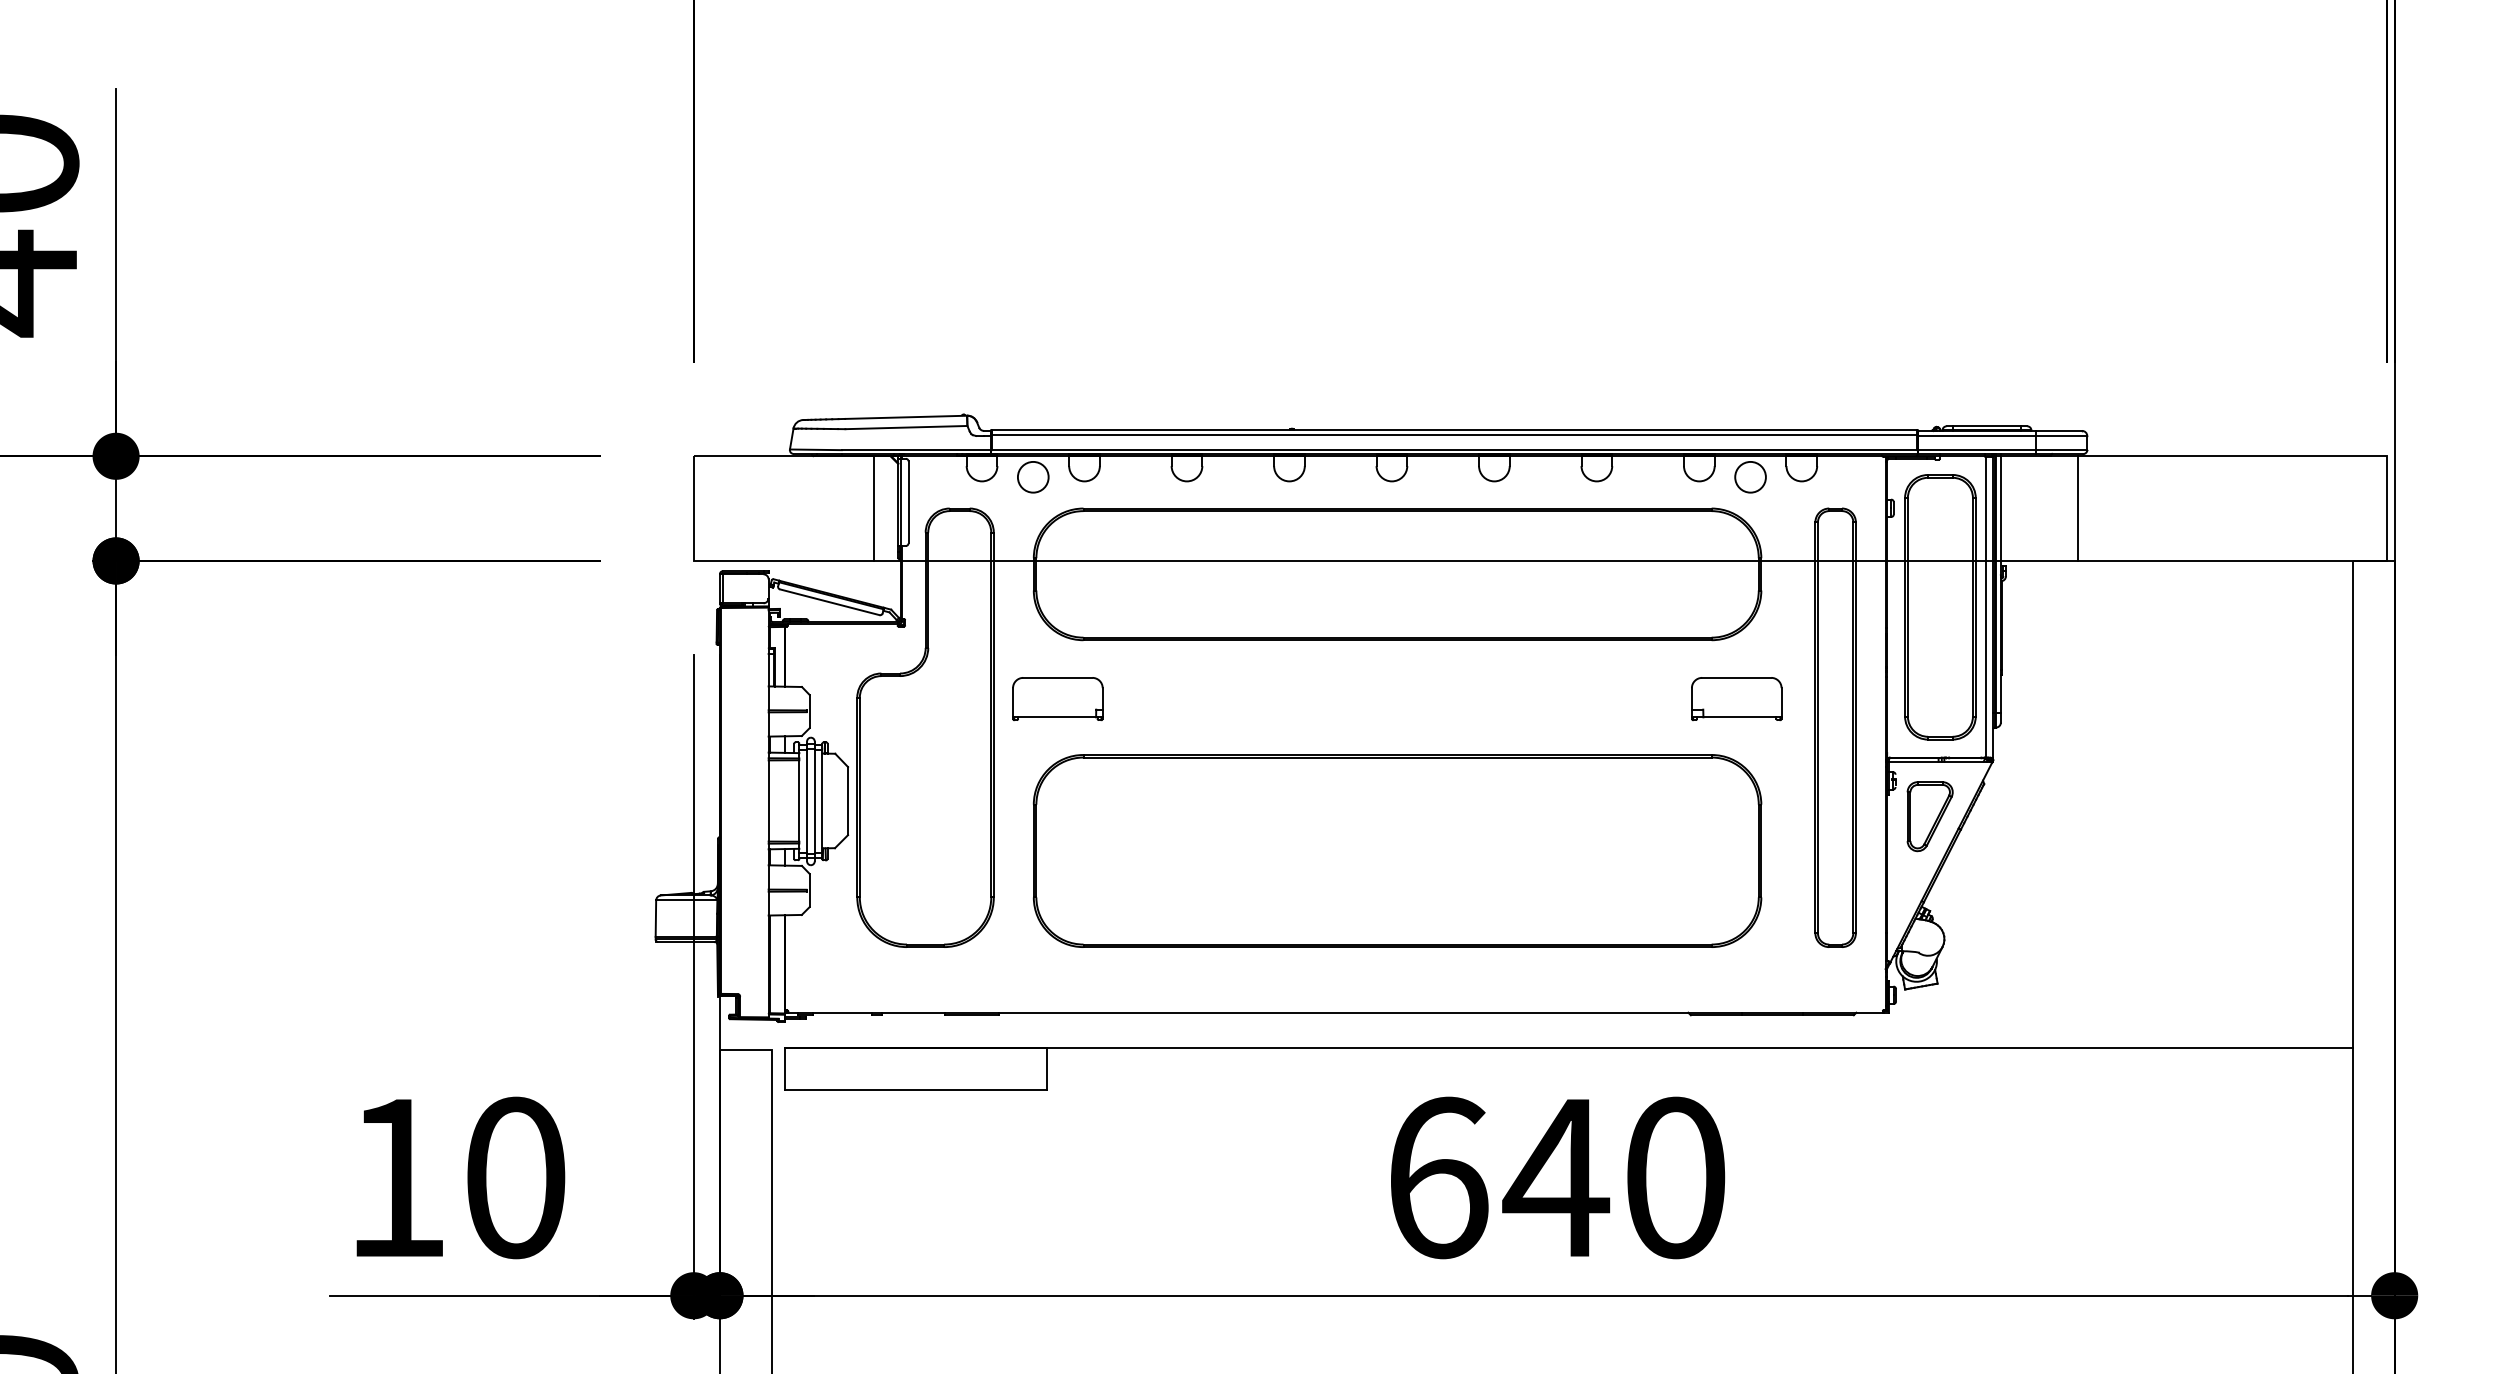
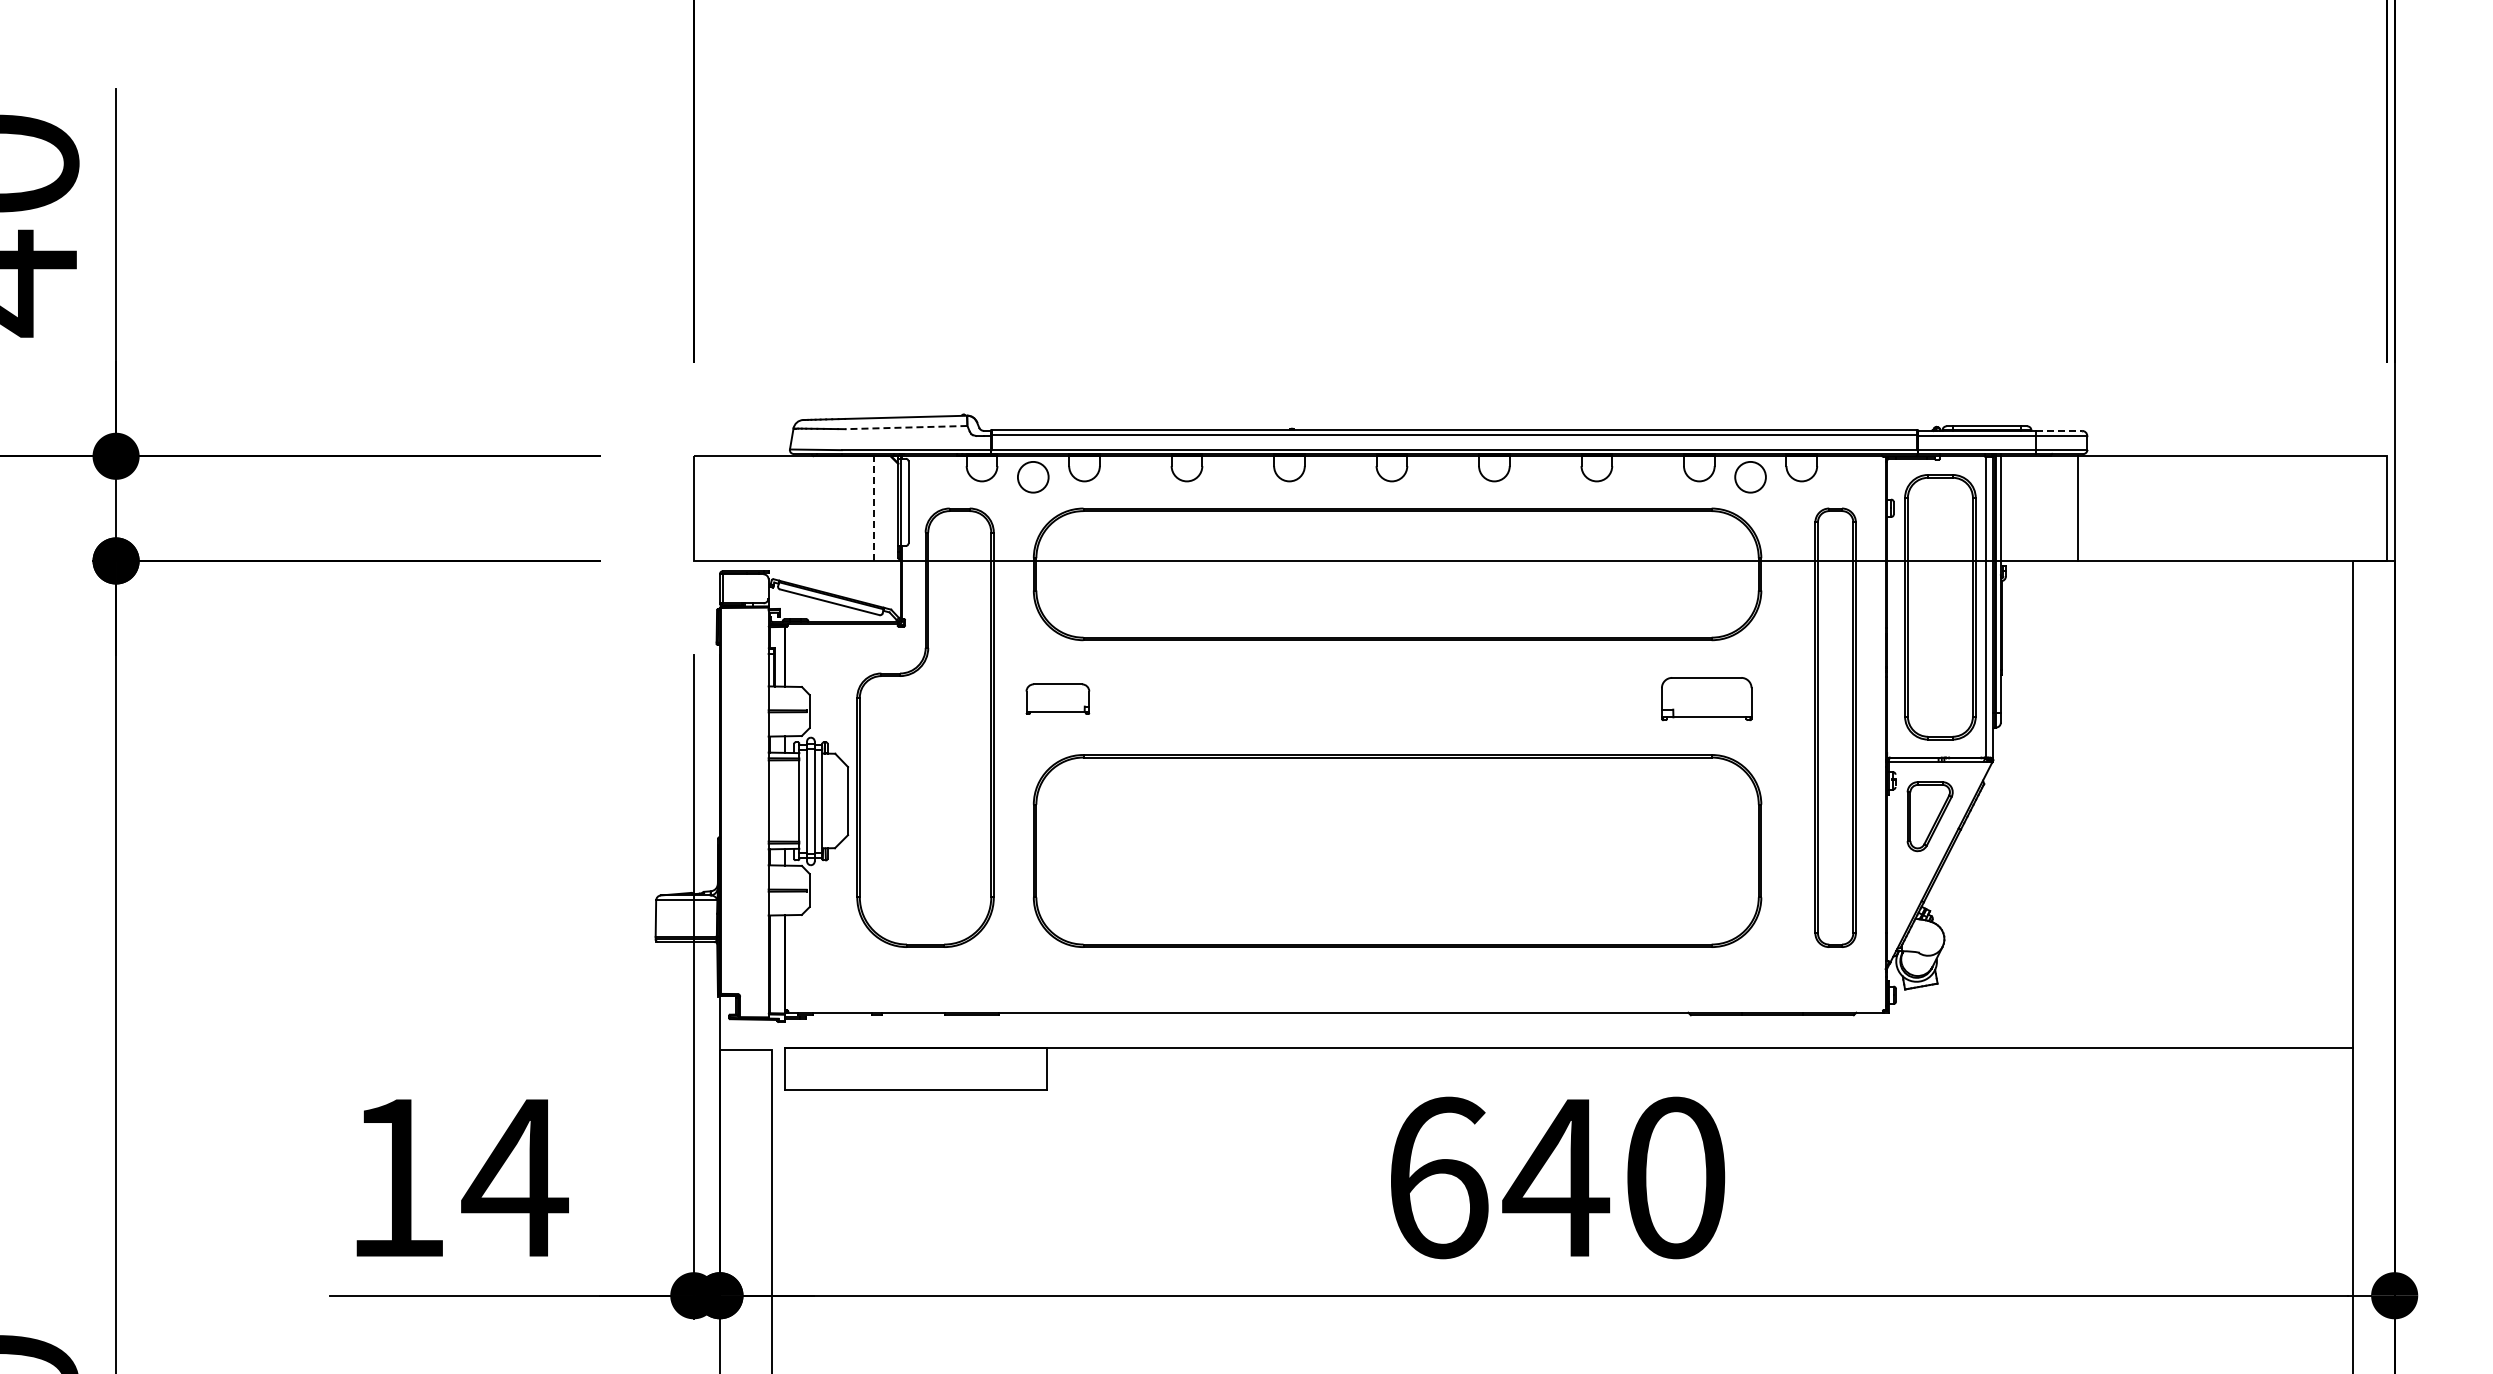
line: solid -> dashed (905, 427)
line: solid -> dashed (2059, 430)
line: solid -> dashed (874, 508)
part size: 92x45 px -> 66x32 px (1057, 698)
part position: (1736, 699) -> (1706, 699) (1706, 699)
text: 10 -> 14 (514, 1177)
